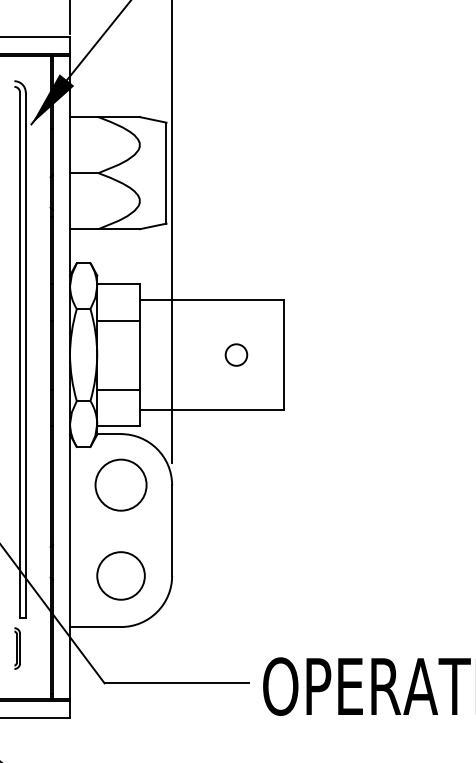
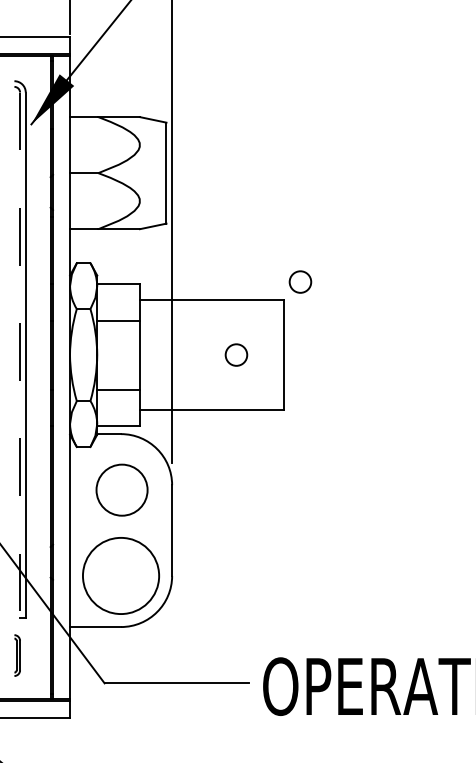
circle: none -> present (300, 281)
line: solid -> dashed (20, 355)
circle position: (120, 484) -> (121, 489) (121, 489)
circle diameter: 48 px -> 76 px (120, 575)
part position: (17, 648) -> (17, 655) (17, 655)
